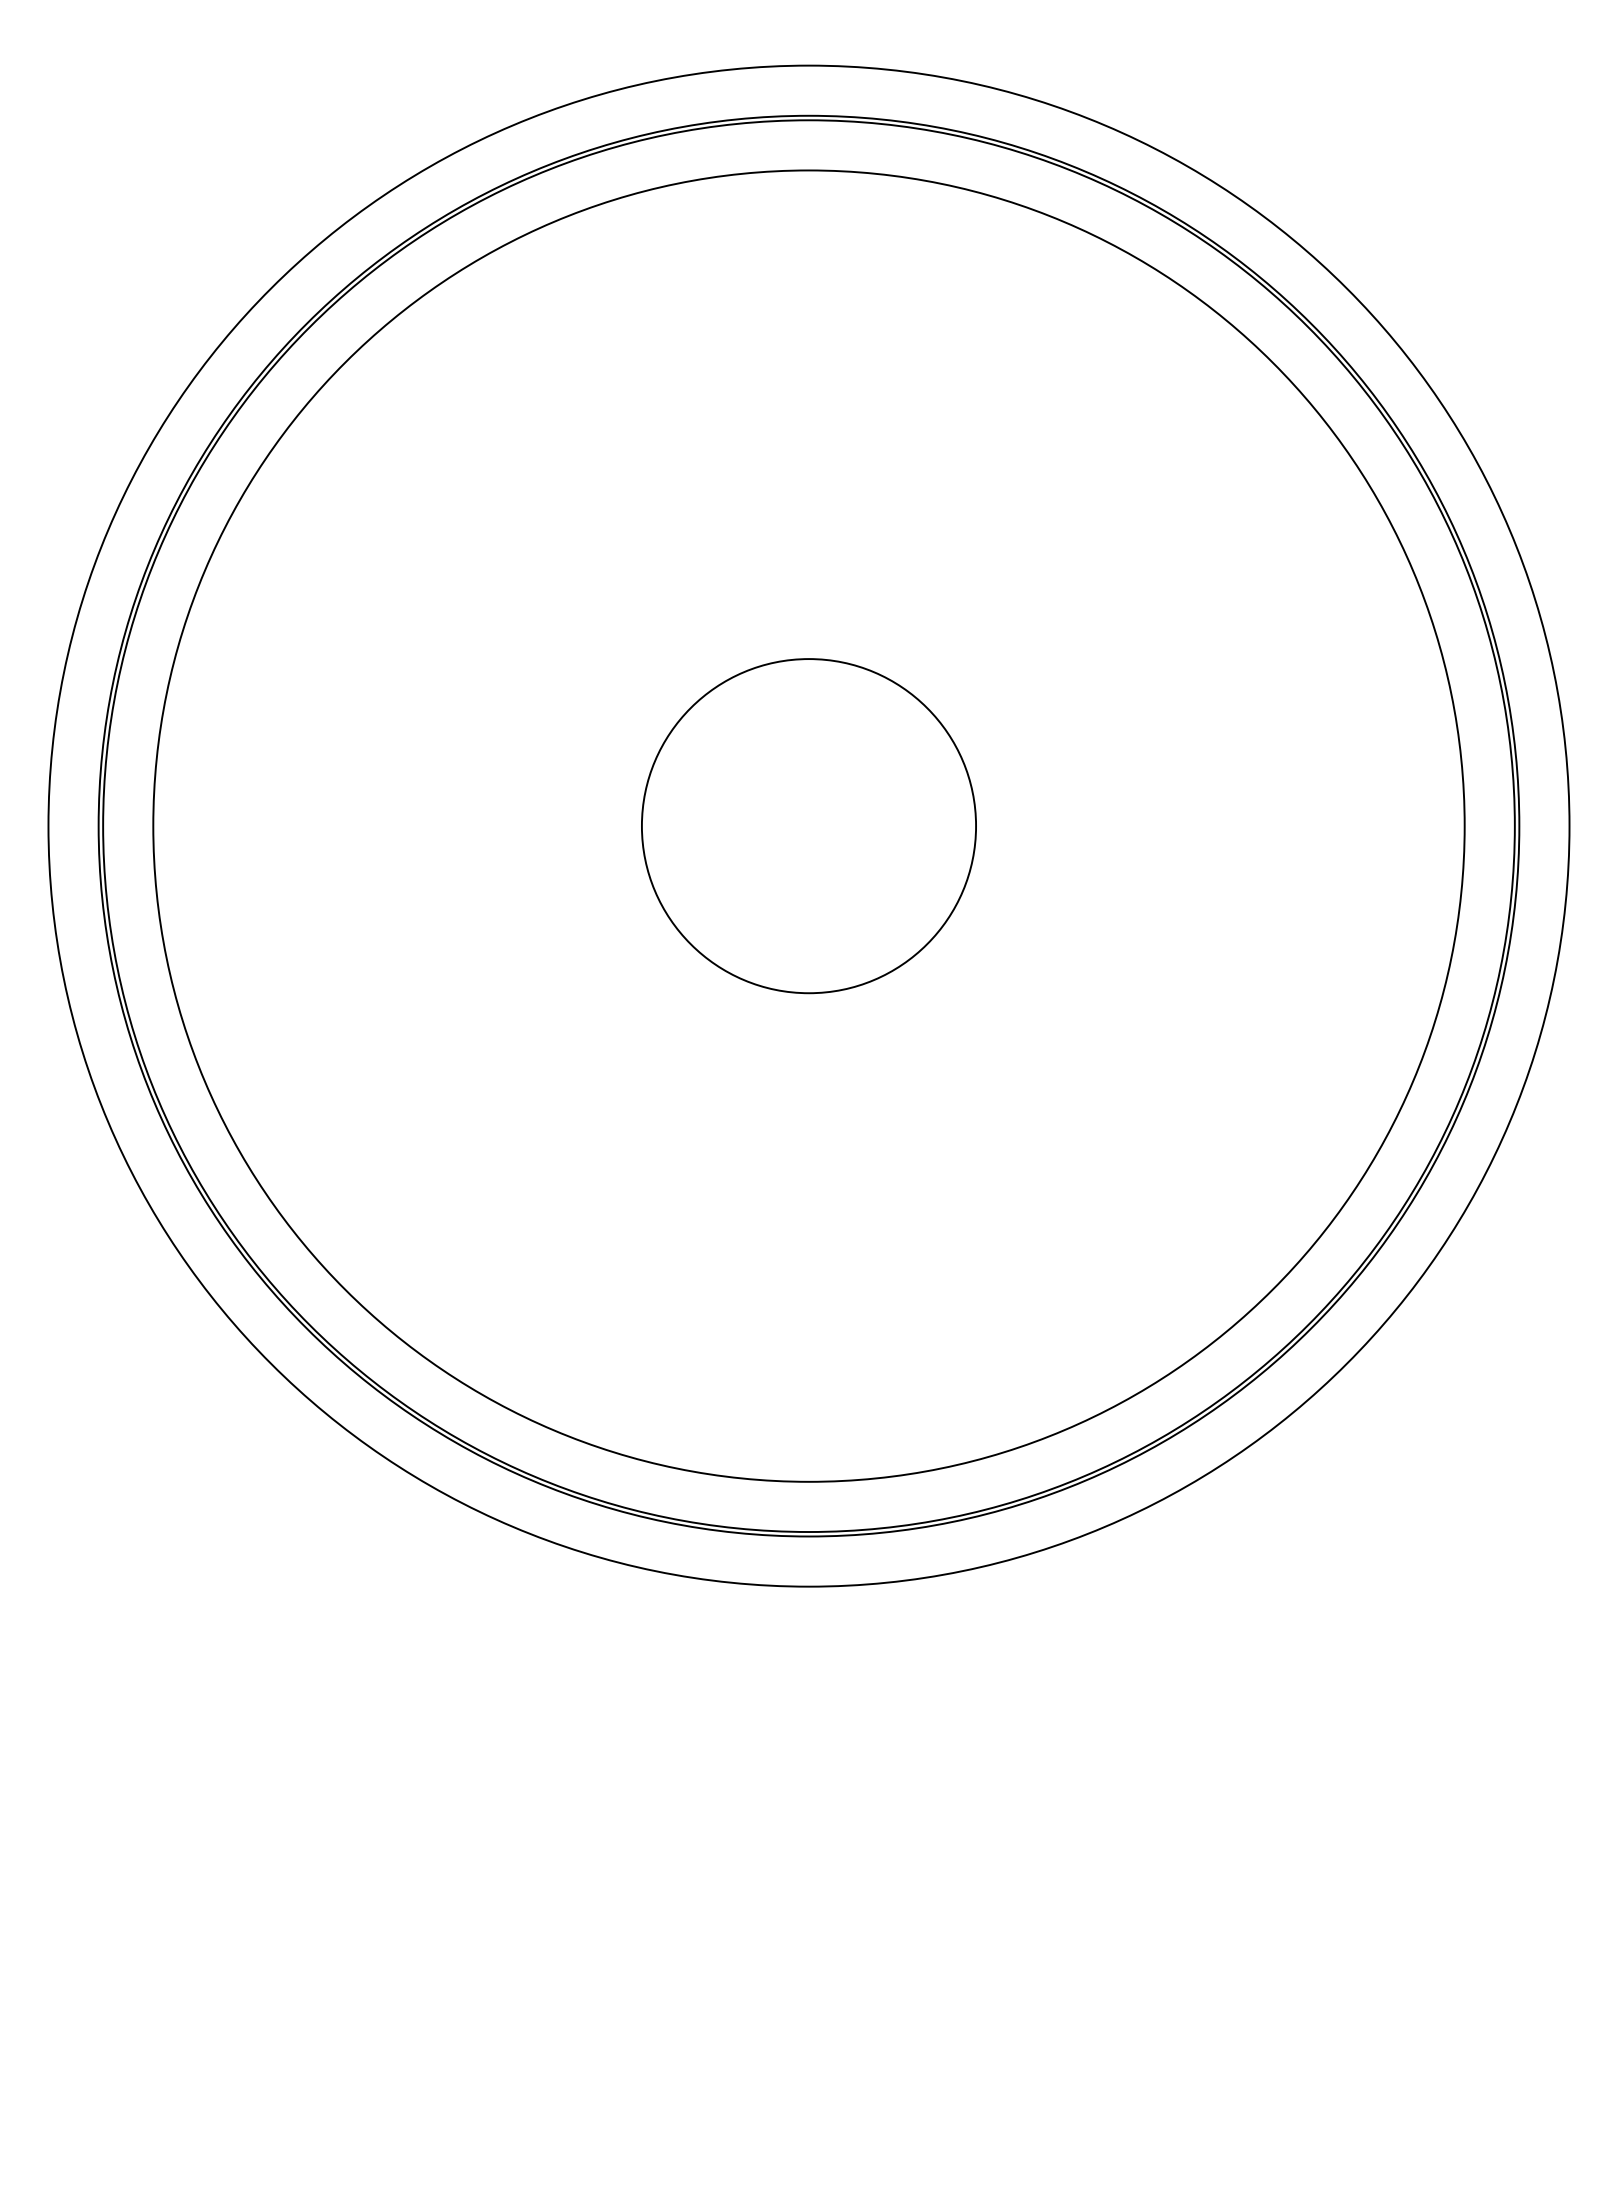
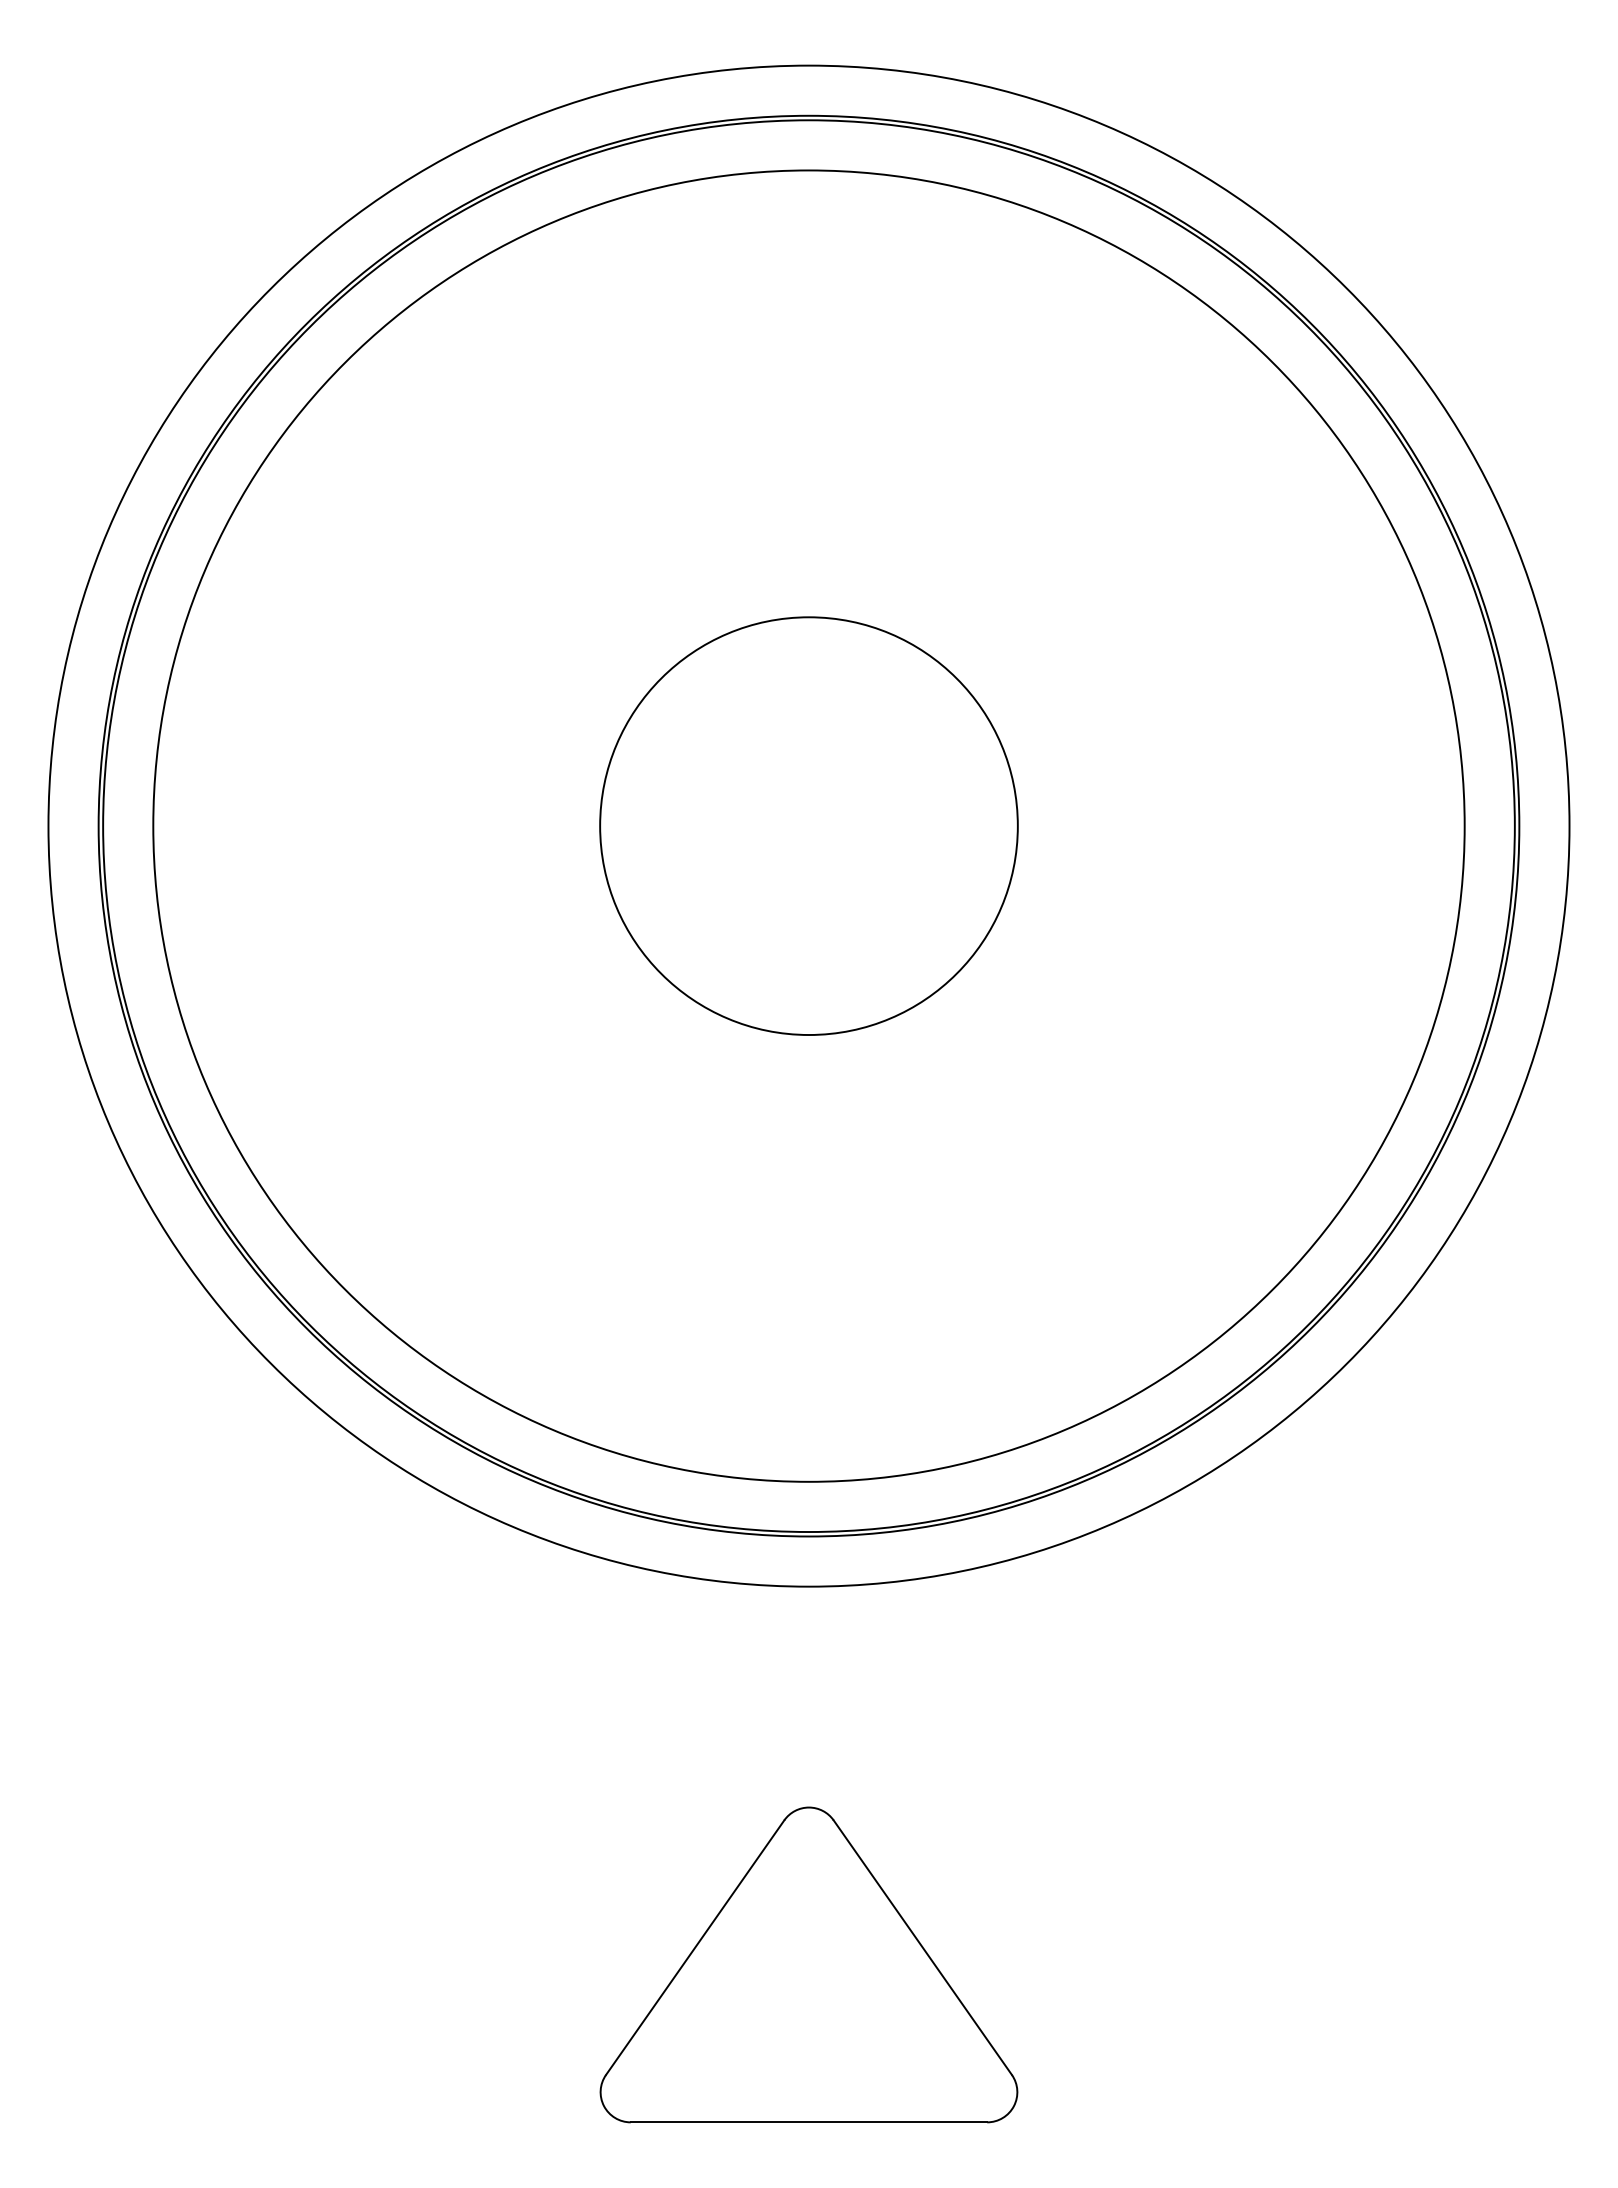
circle diameter: 334 px -> 418 px (808, 826)
part: none -> present (808, 1964)
